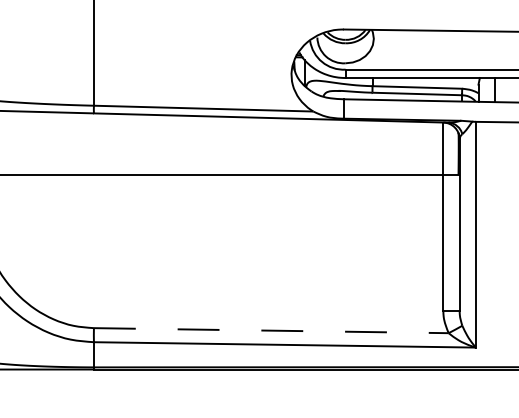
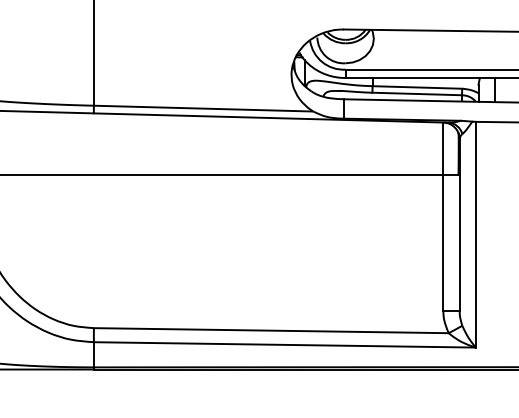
line: dashed -> solid (271, 330)
